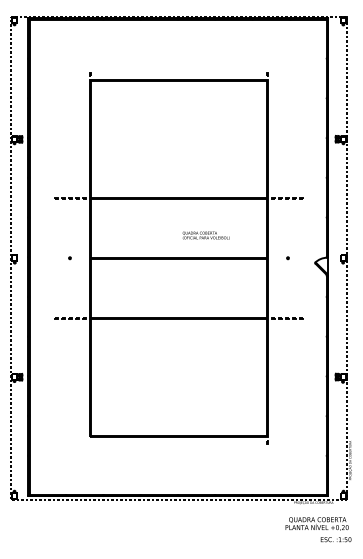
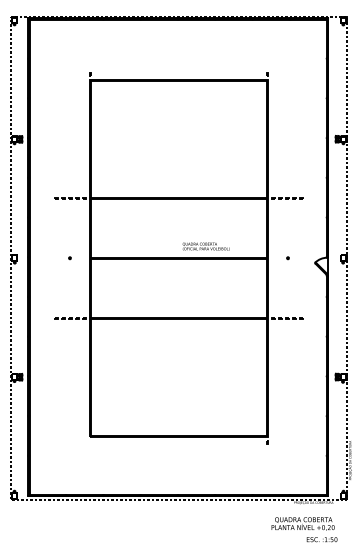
text position: (205, 235) -> (205, 246) (205, 246)
text position: (318, 529) -> (304, 529) (304, 529)
